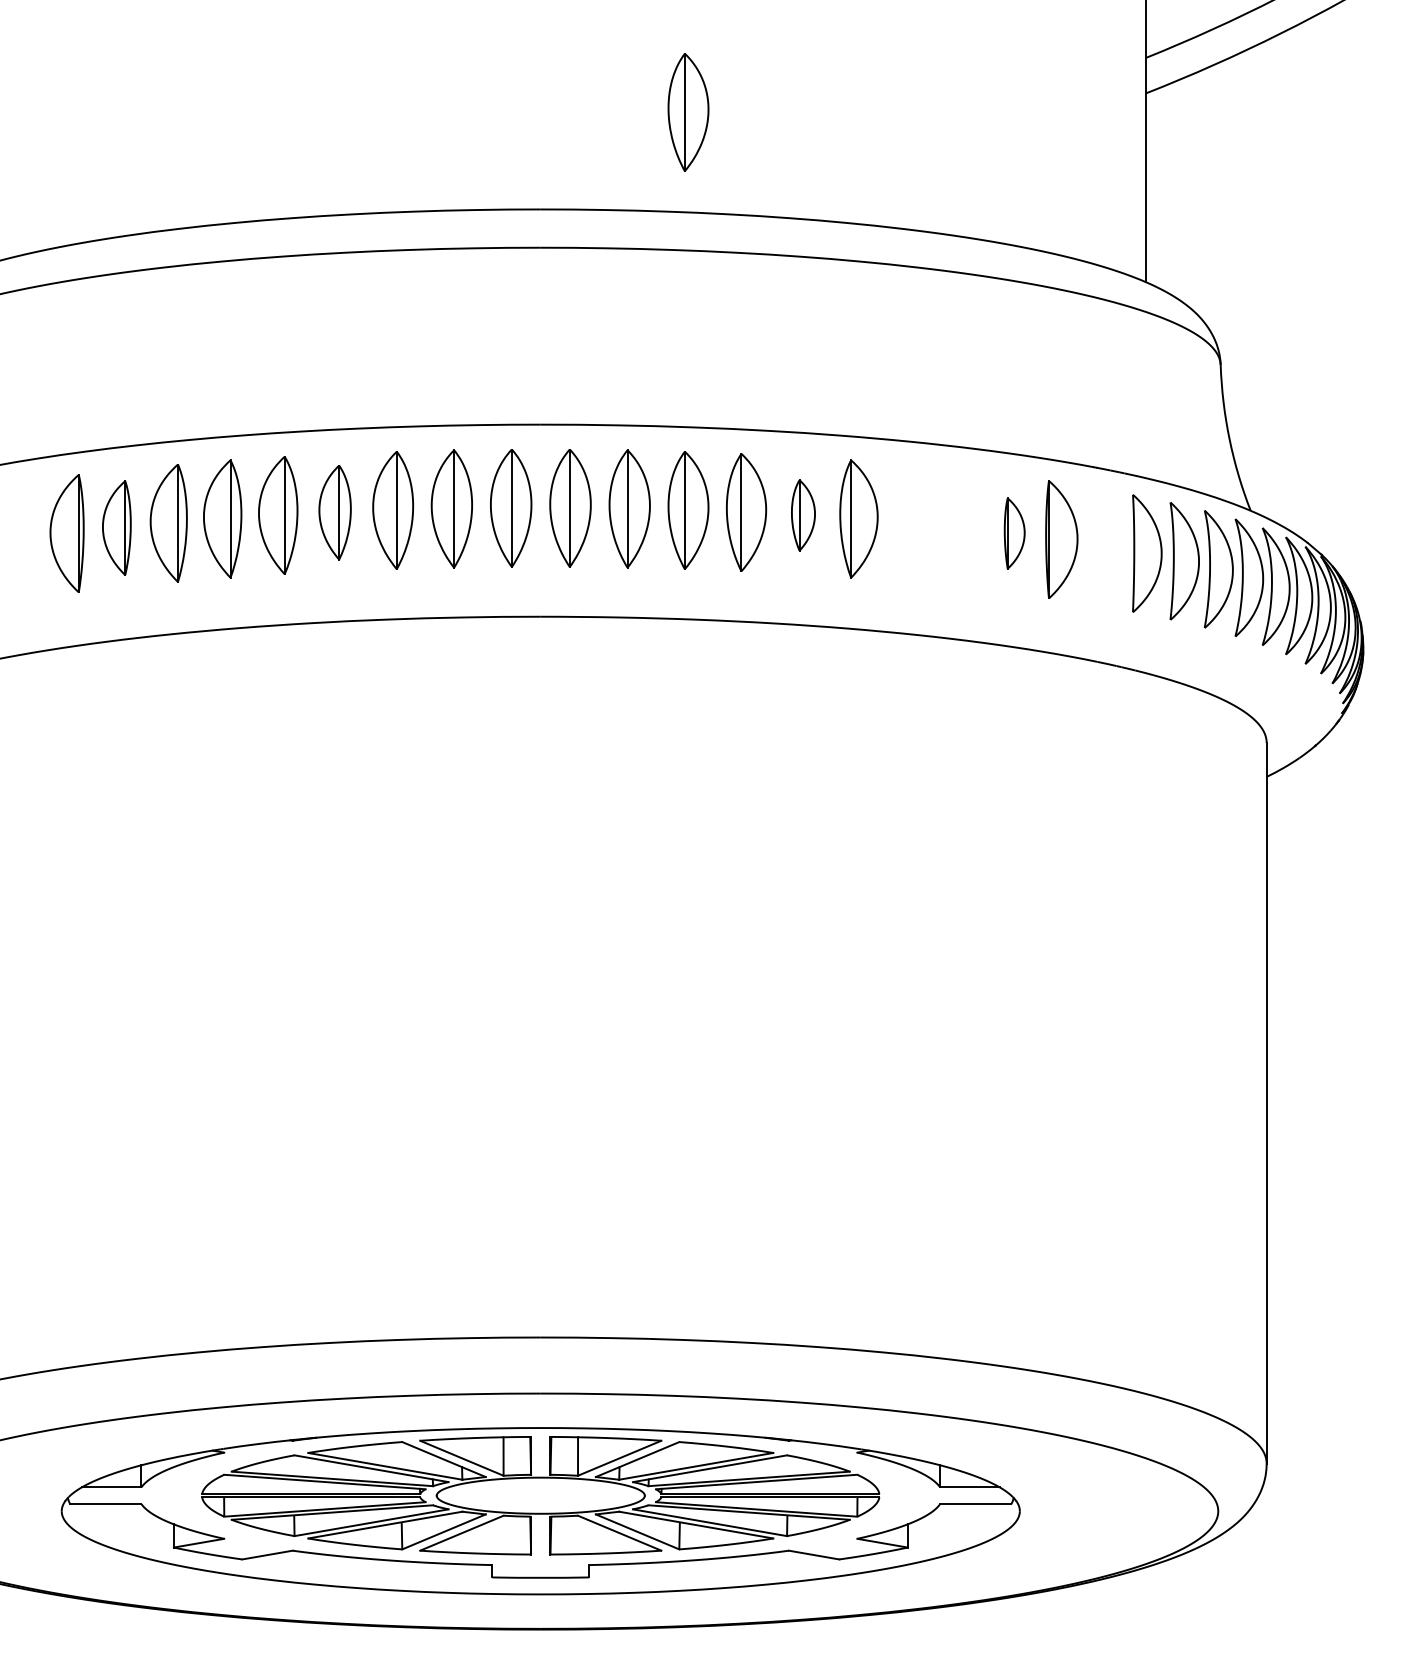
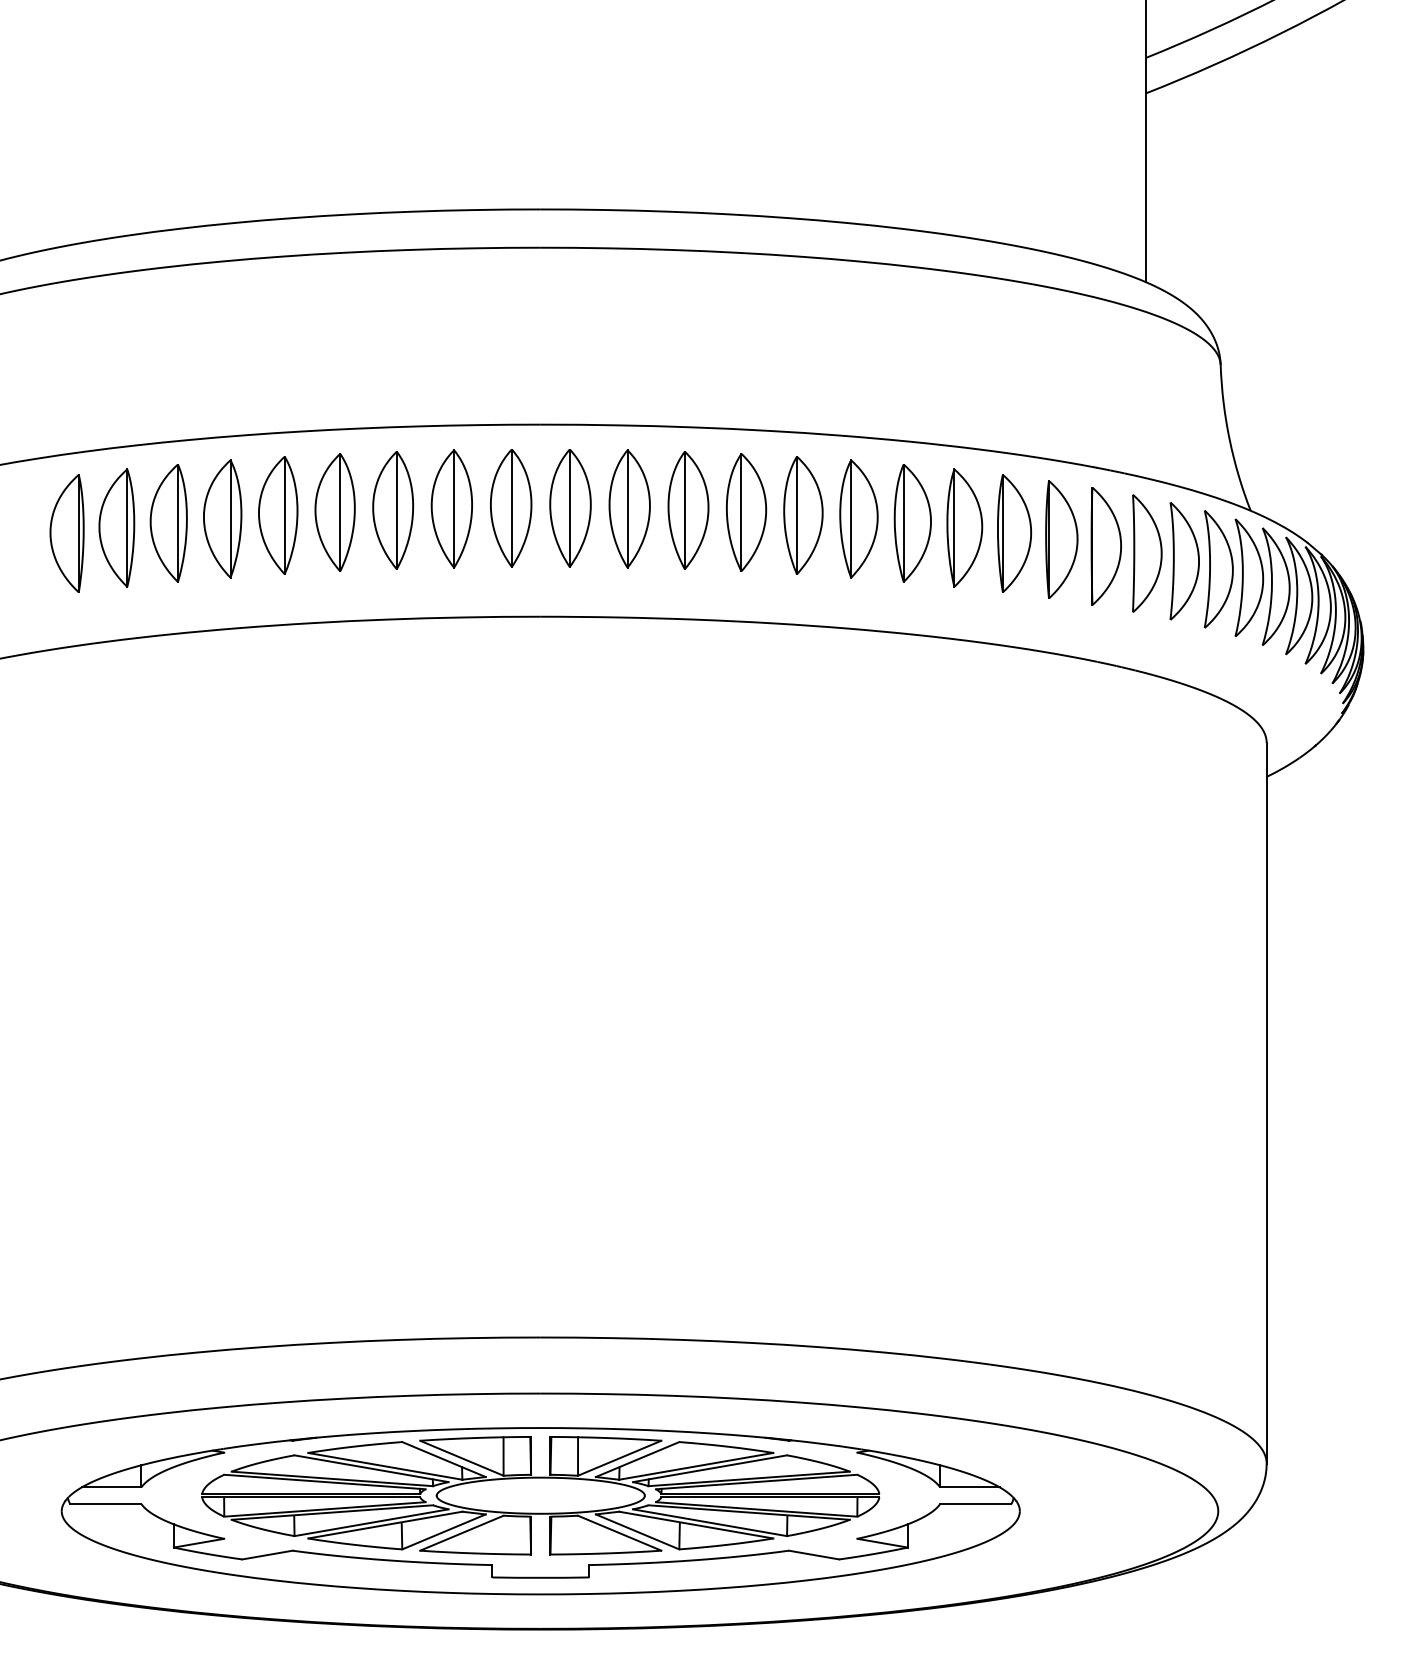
part: present -> none (688, 112)
part size: 34x96 px -> 42x119 px (334, 512)
part size: 25x73 px -> 41x119 px (803, 515)
part: none -> present (912, 523)
part size: 30x96 px -> 38x120 px (116, 527)
part: none -> present (964, 527)
part size: 23x73 px -> 36x119 px (1014, 533)
part: none -> present (1105, 546)
